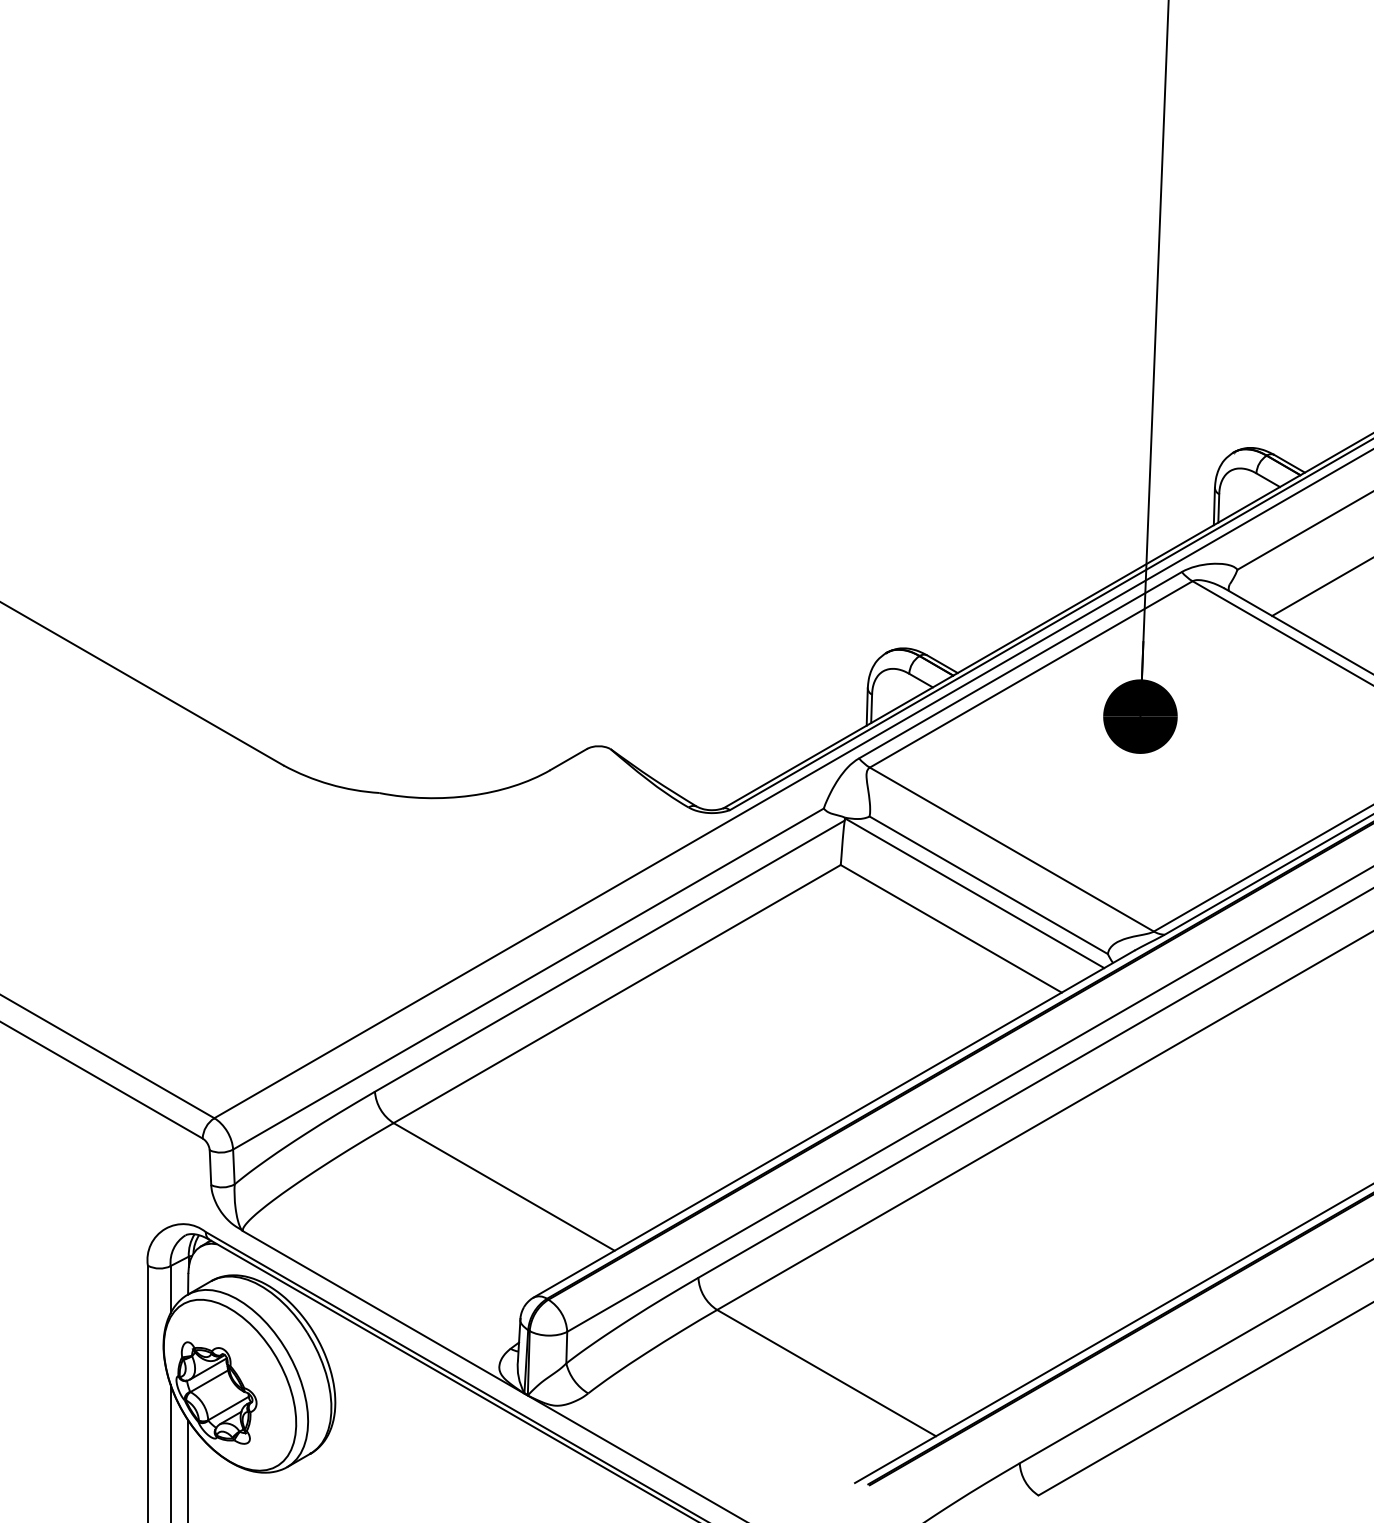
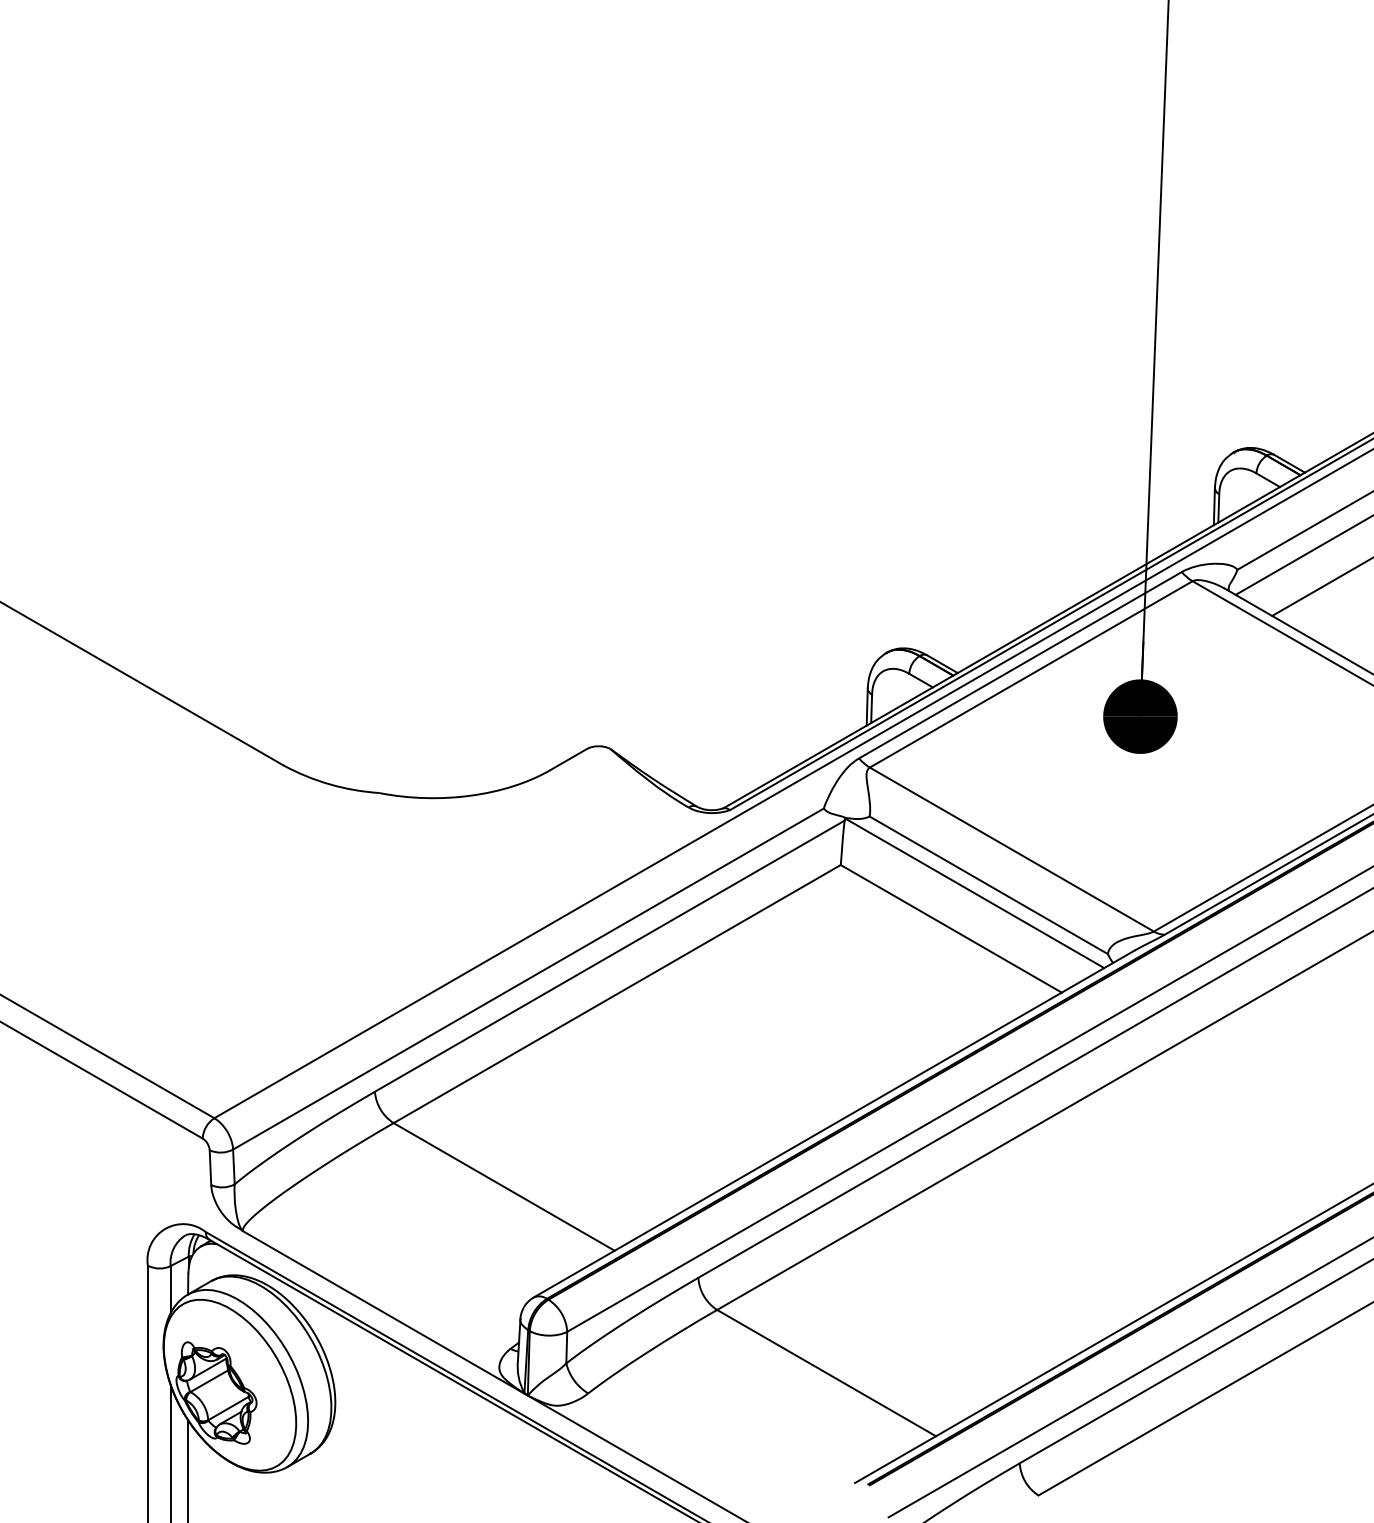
line: none -> present (1302, 555)
line: none -> present (1129, 1378)
